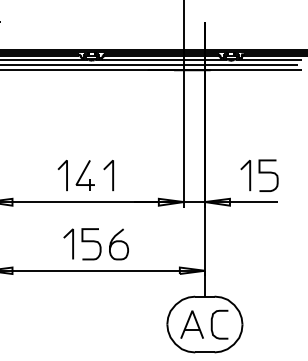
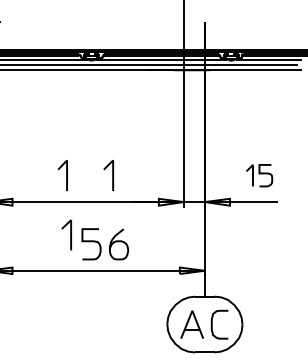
part: present -> none (84, 175)
part size: 39x33 px -> 28x24 px (259, 175)
curve position: (72, 243) -> (70, 234) (70, 234)
